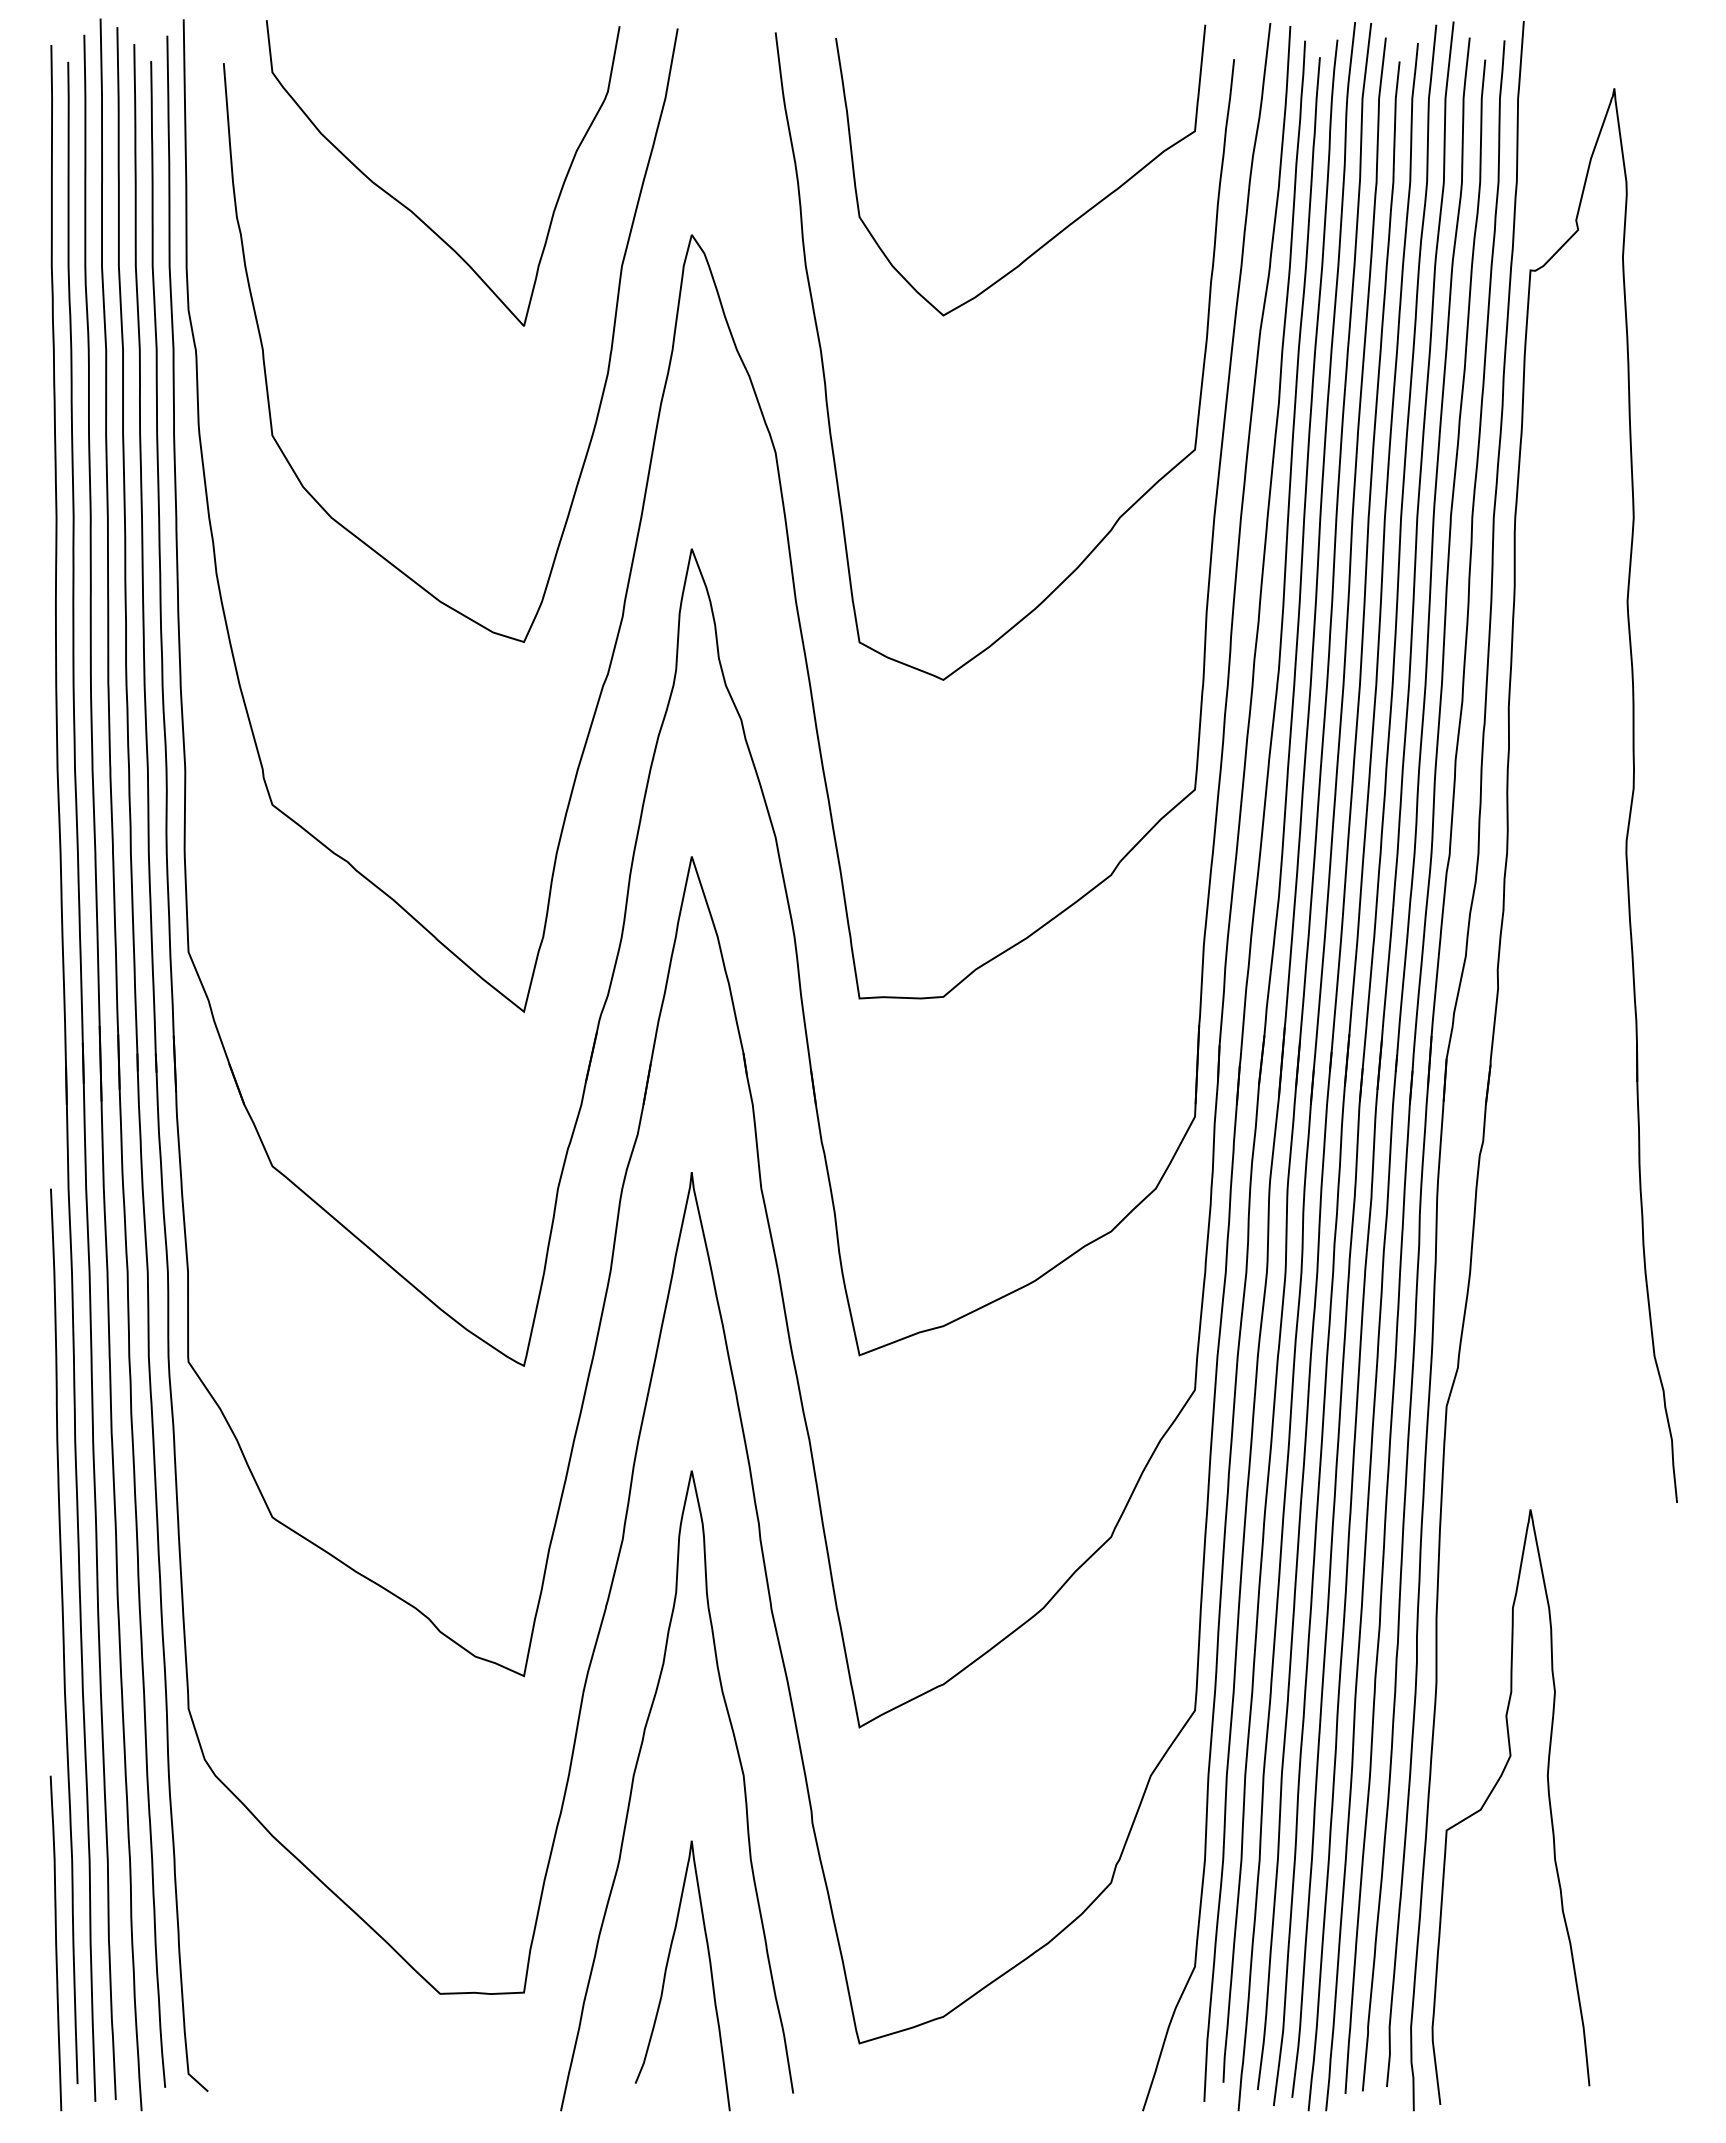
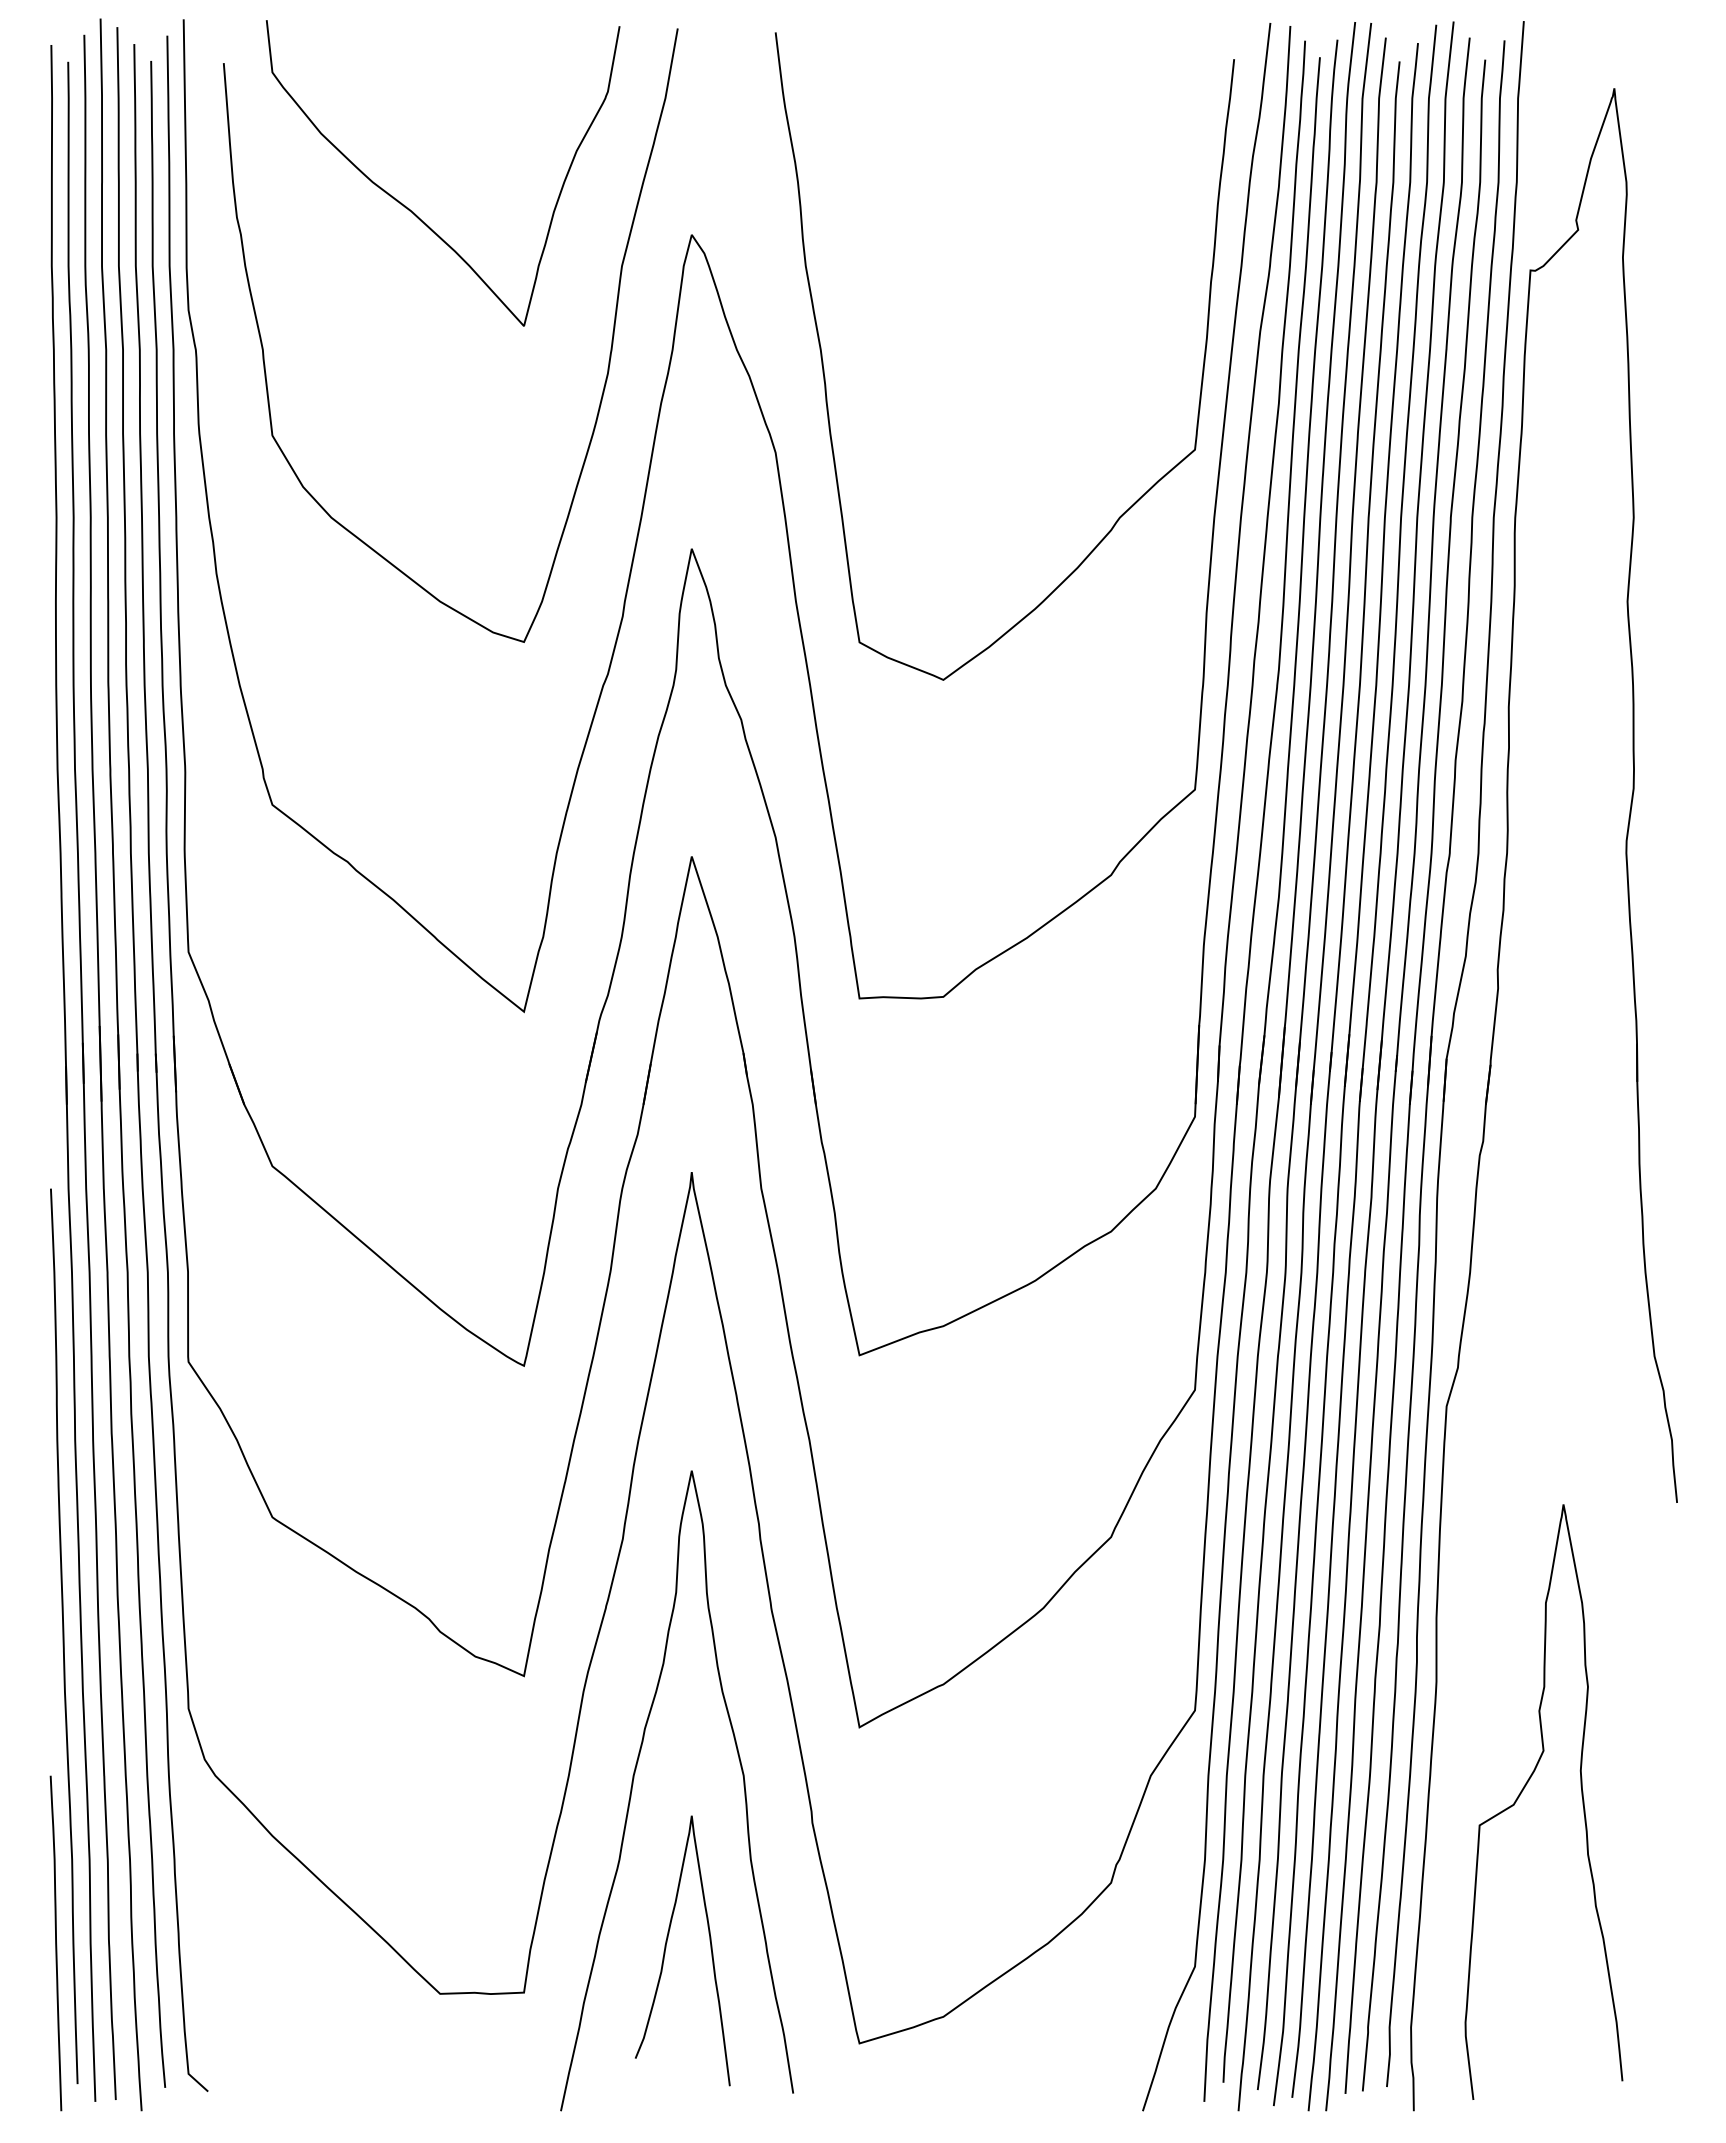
curve: present -> none (1063, 228)
curve position: (1492, 1792) -> (1525, 1787) (1525, 1787)
curve position: (666, 1973) -> (666, 1948) (666, 1948)
